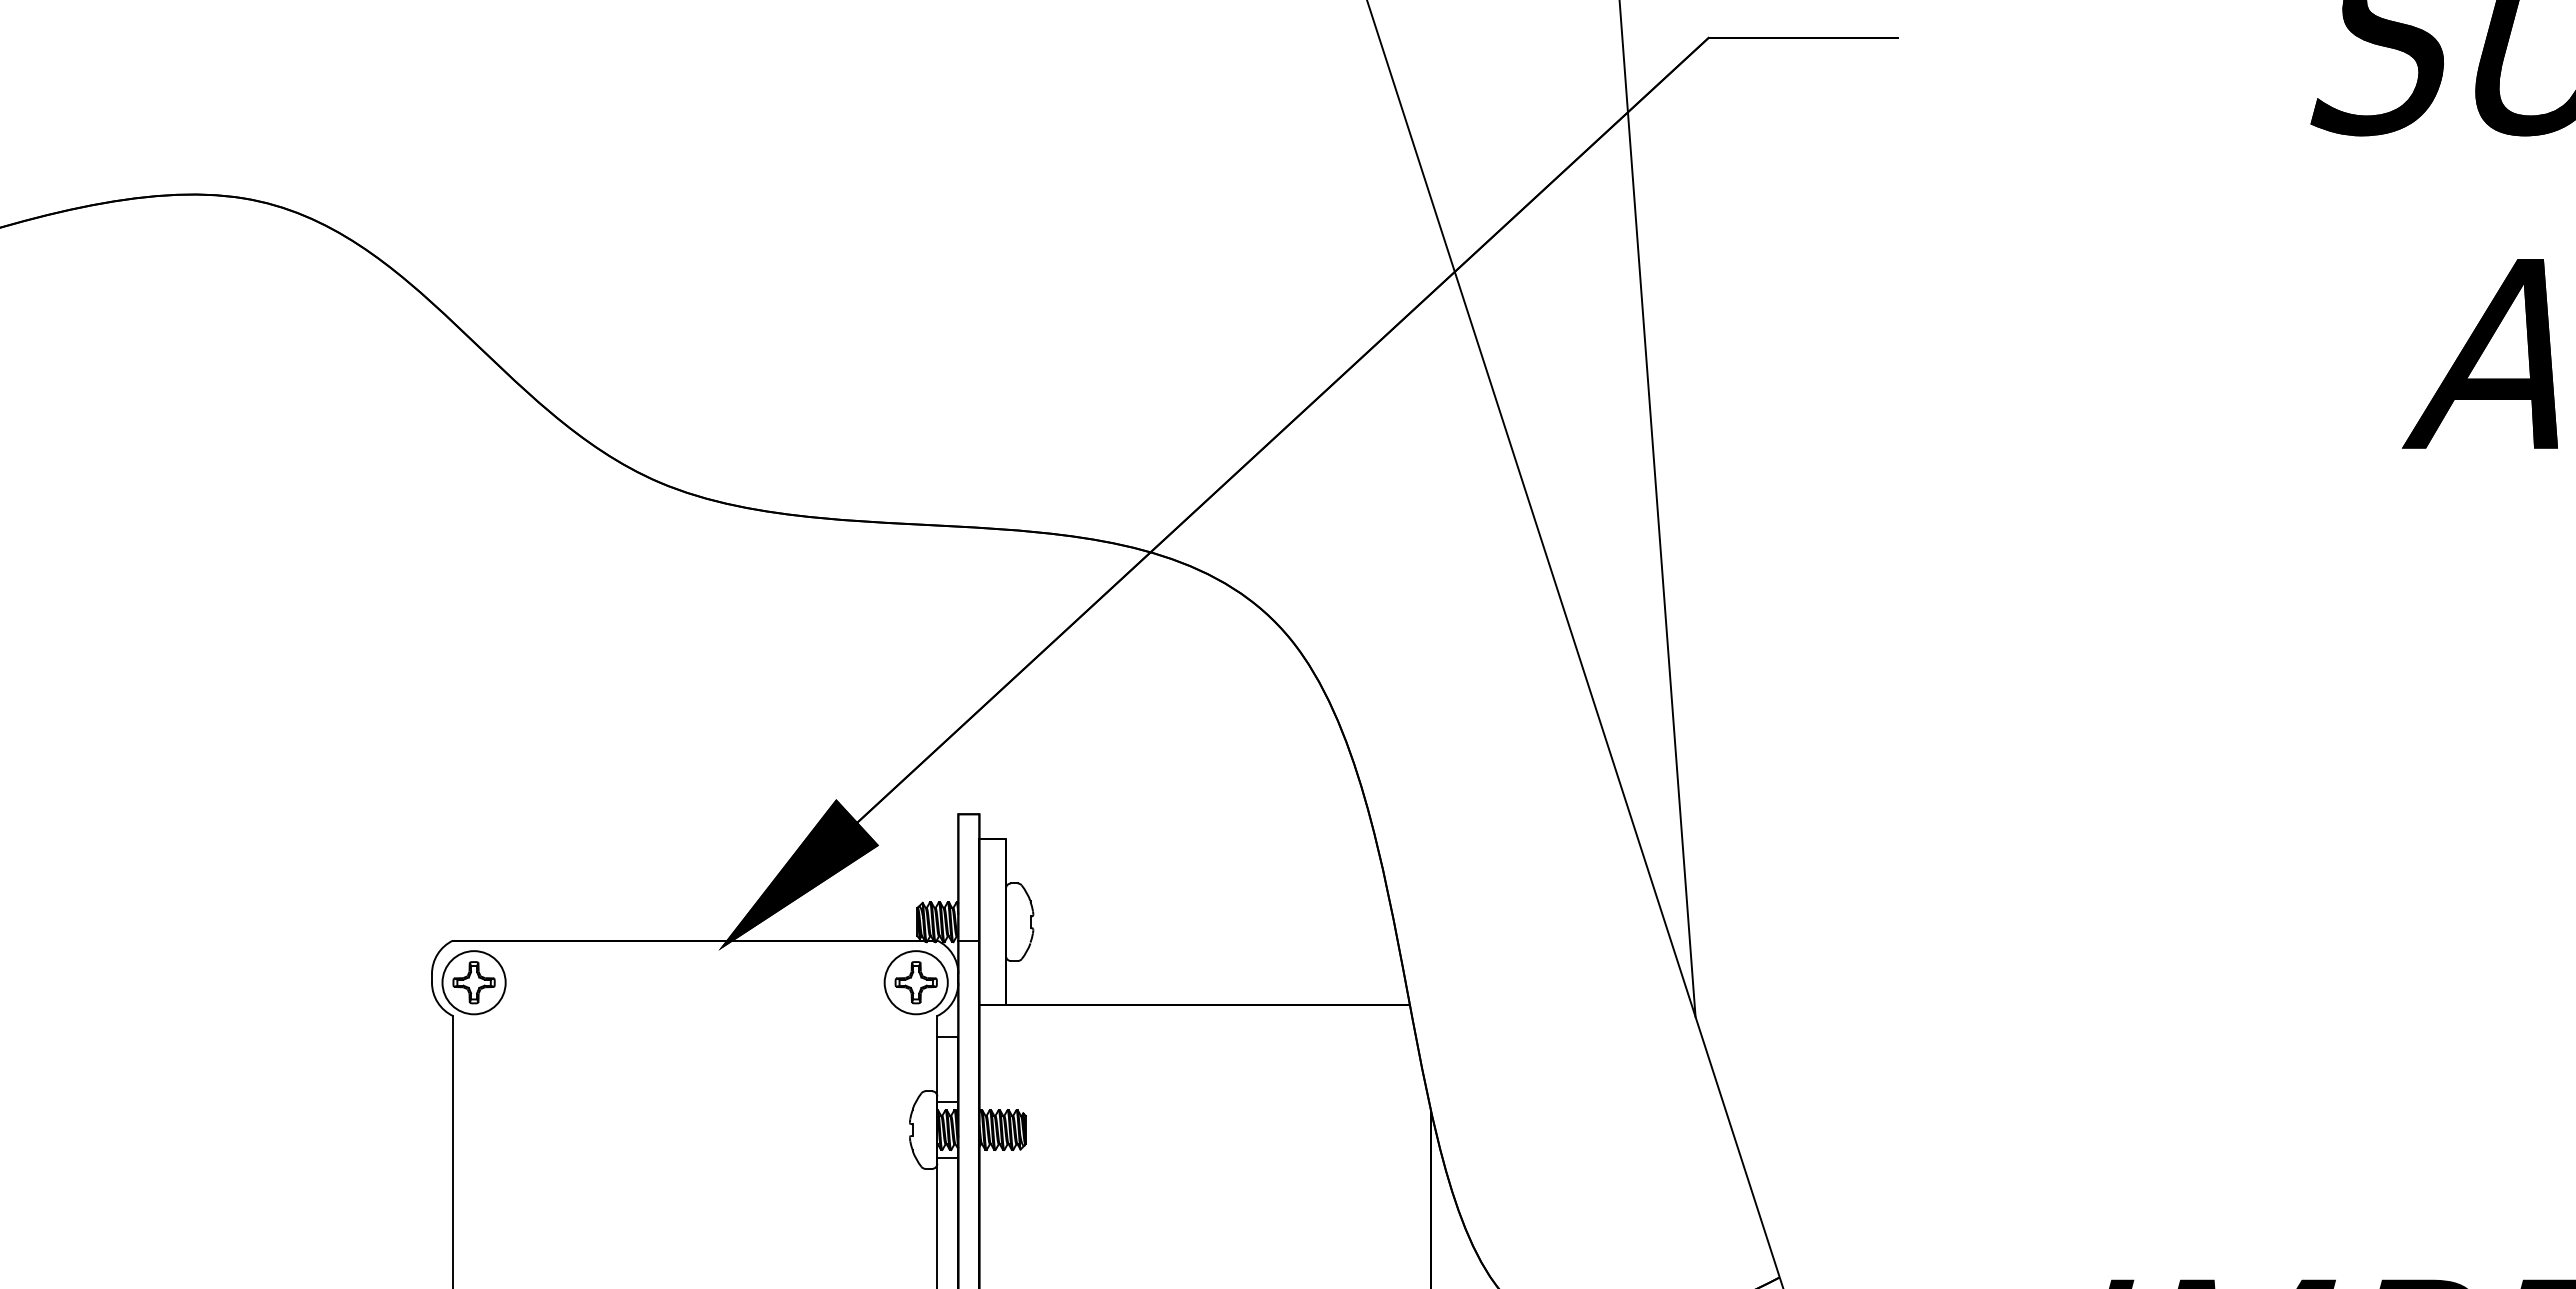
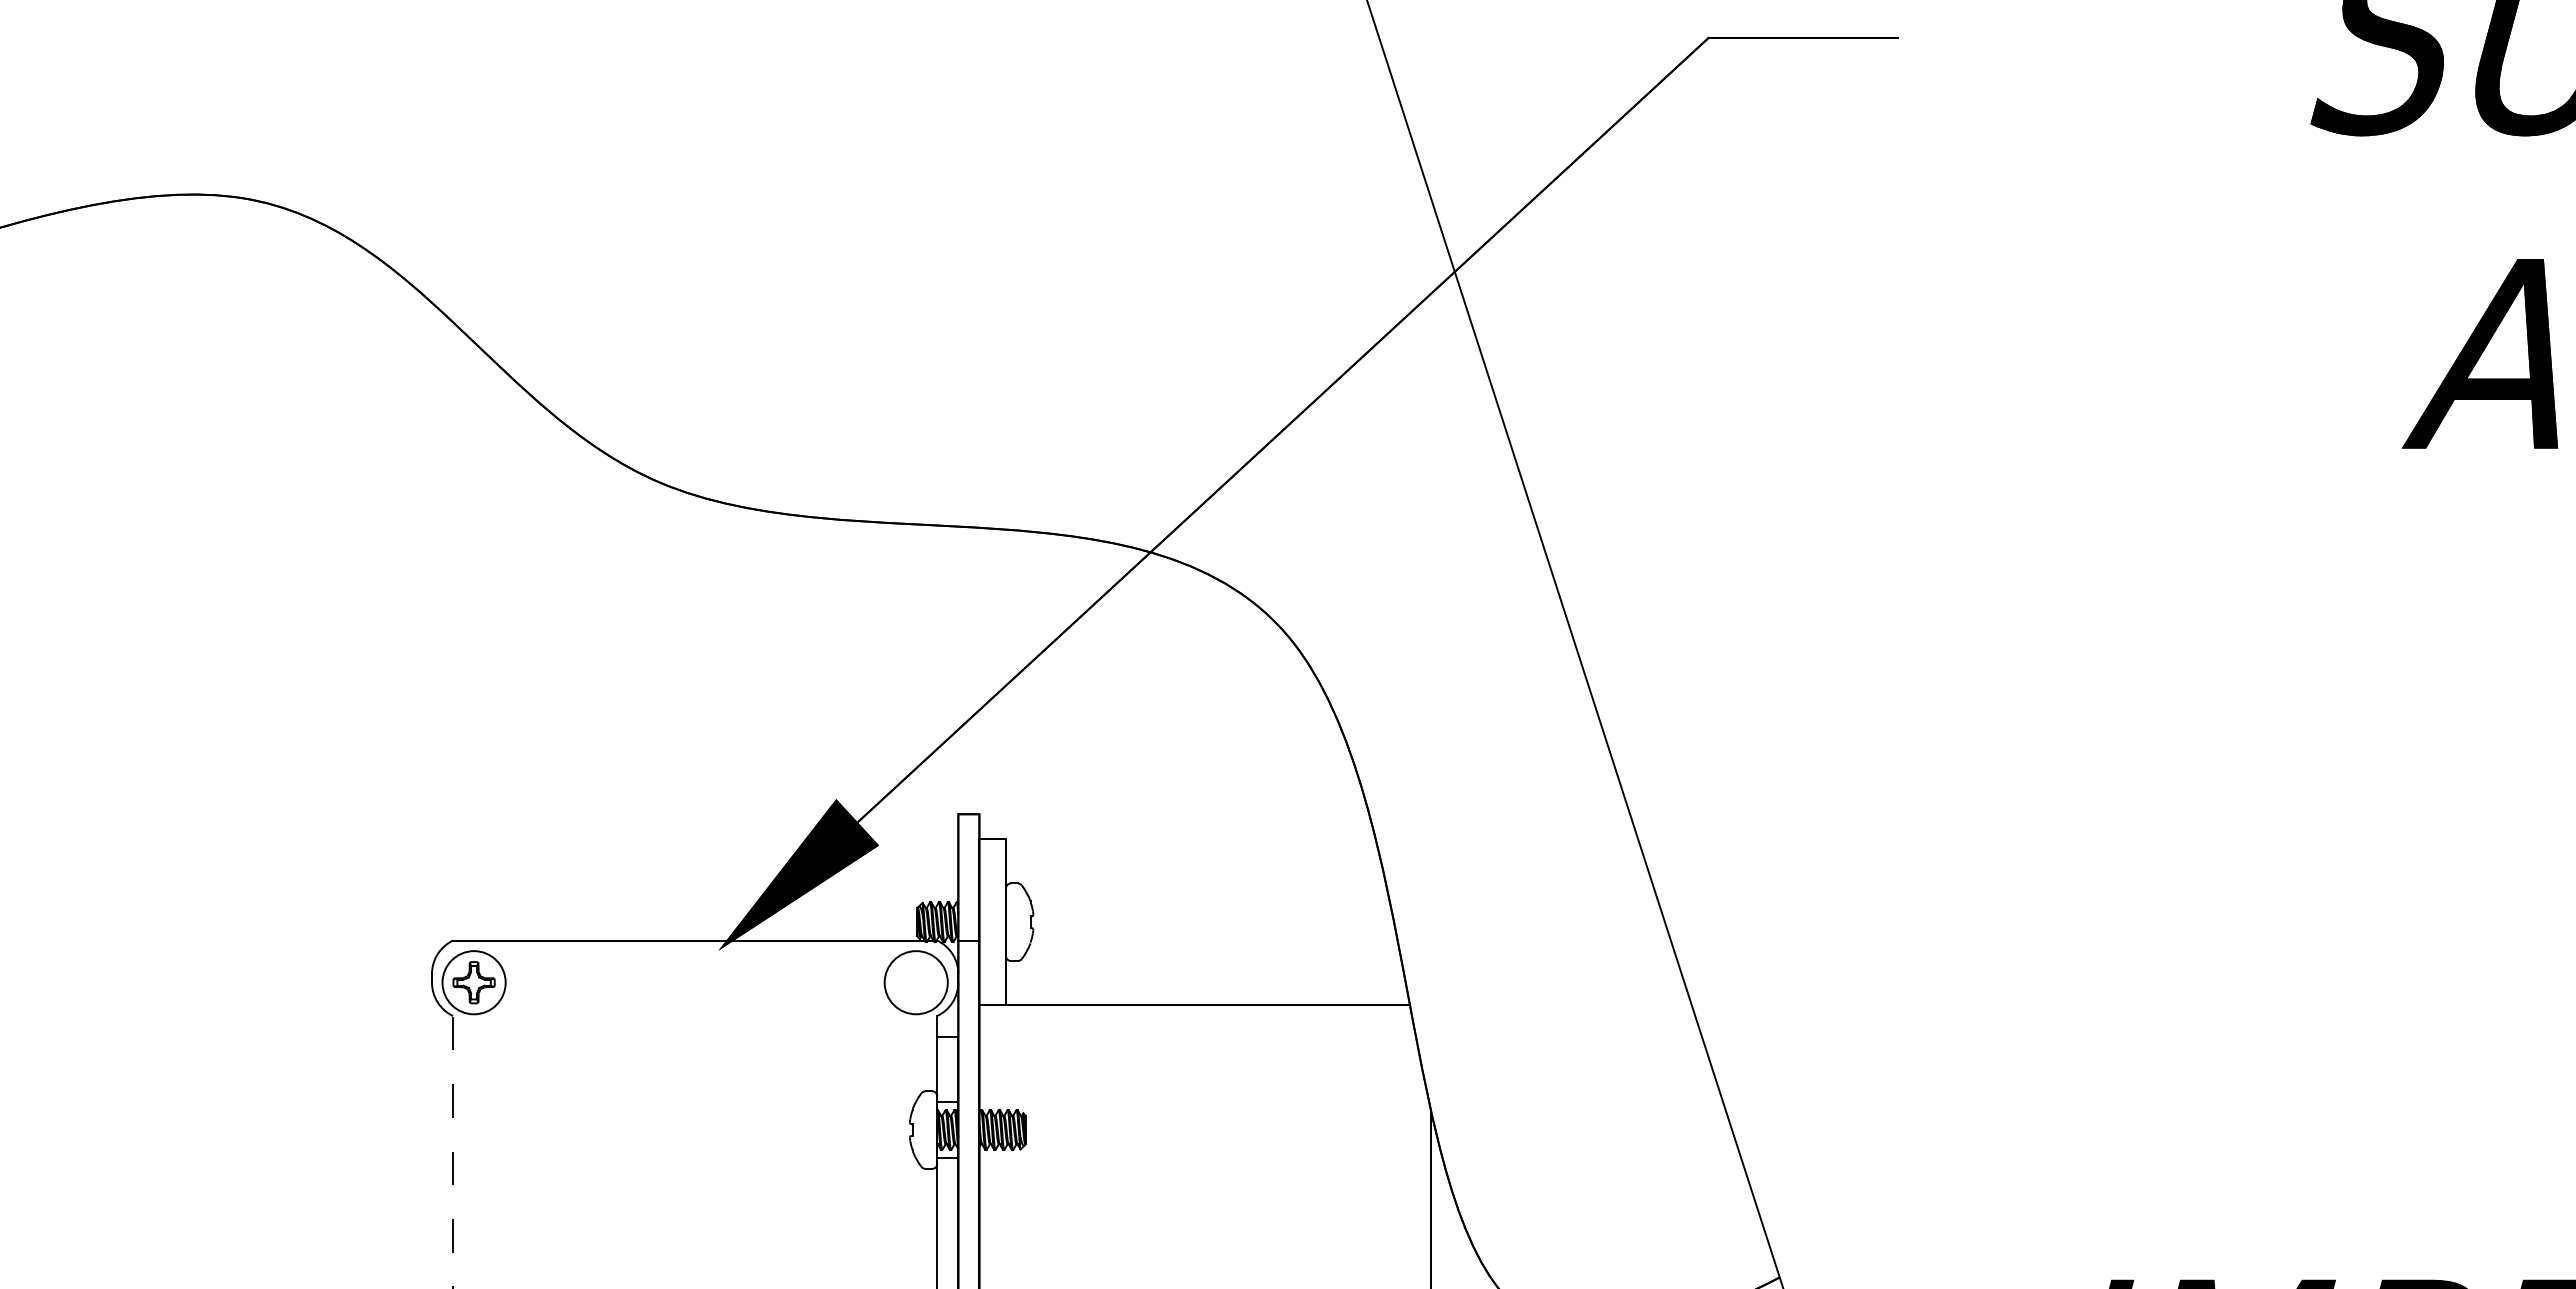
line: present -> none (1657, 509)
part: present -> none (915, 982)
line: solid -> dashed (453, 1151)
